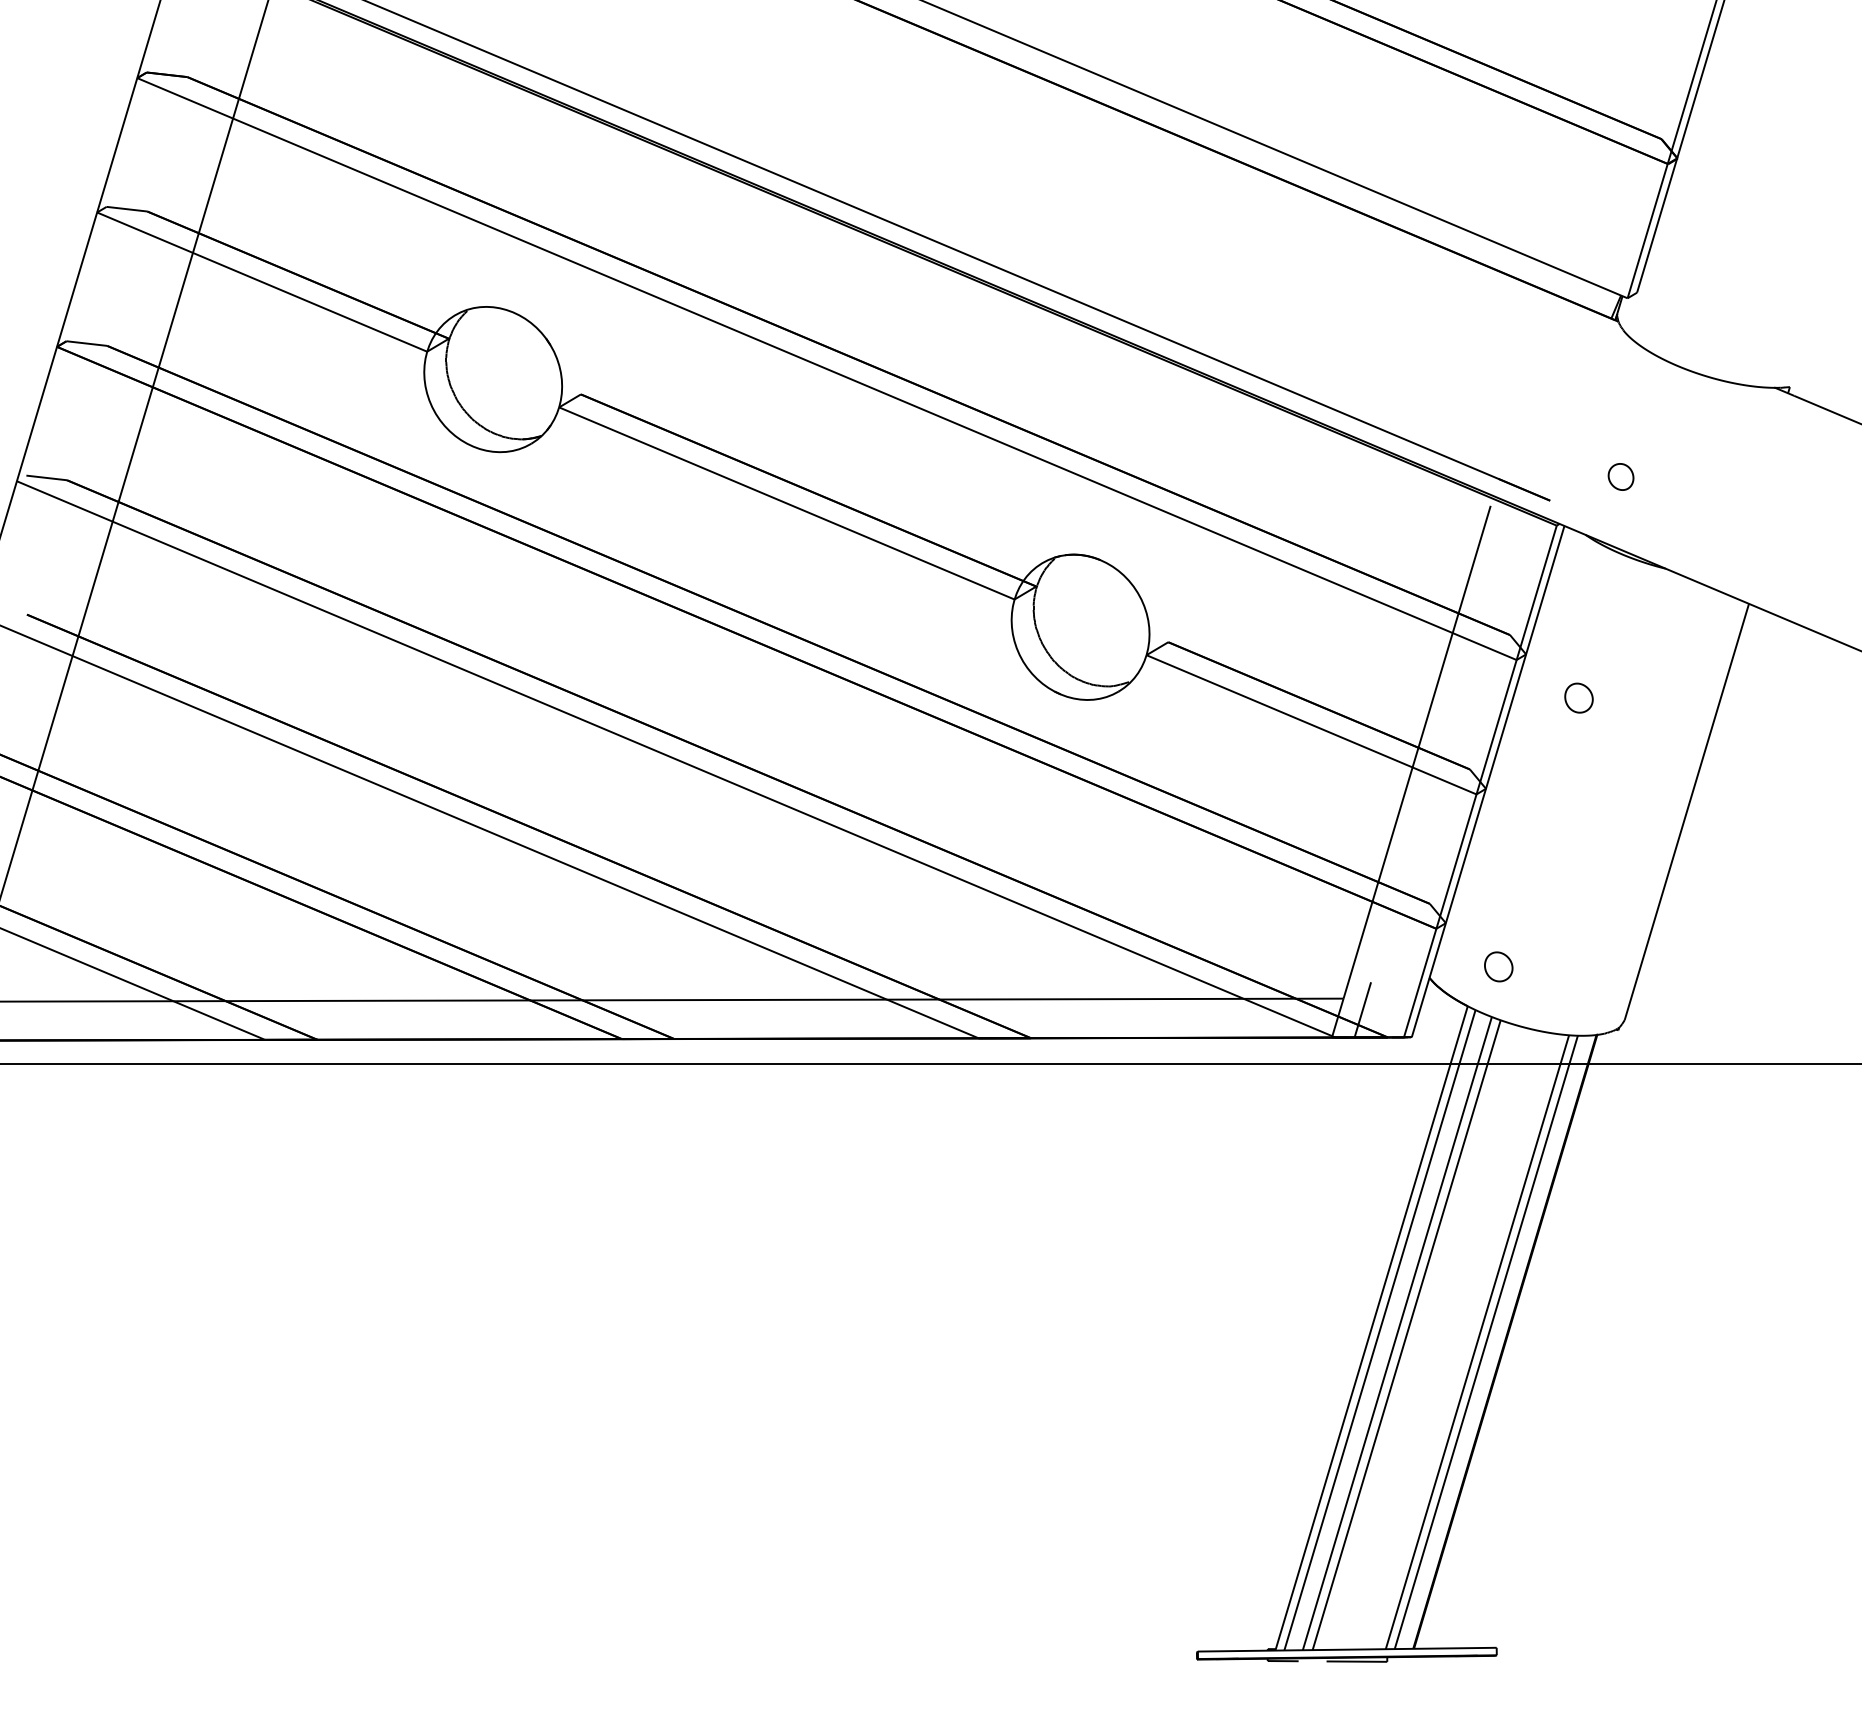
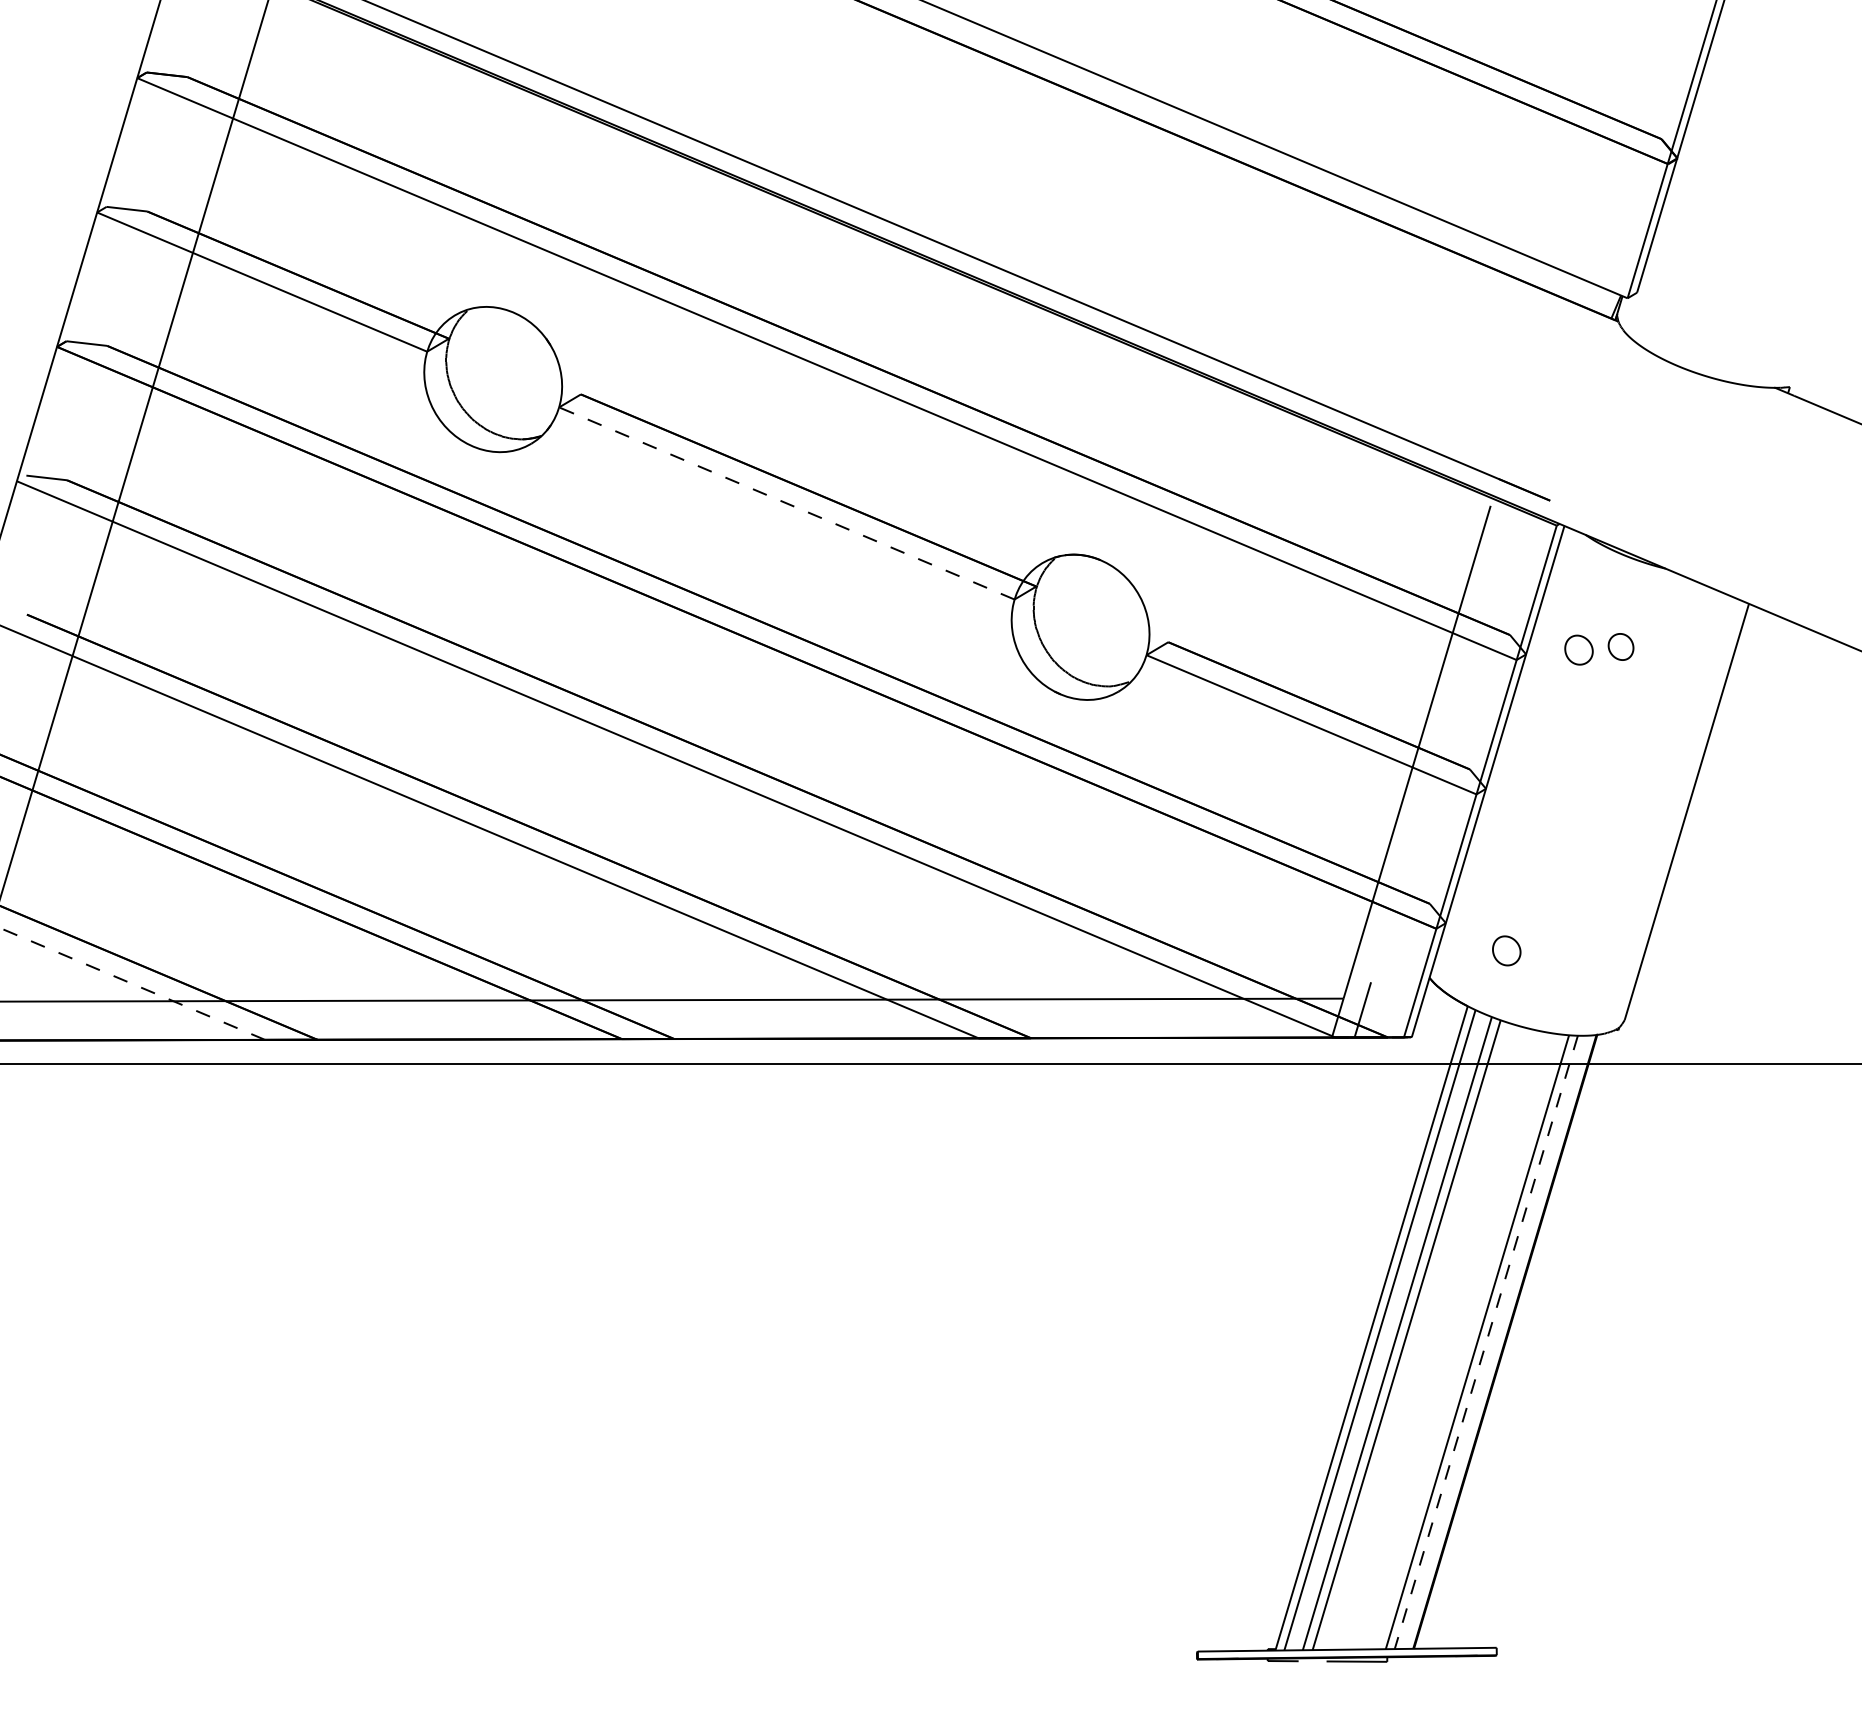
part position: (1620, 476) -> (1620, 646) (1620, 646)
line: solid -> dashed (786, 503)
part position: (1578, 697) -> (1578, 649) (1578, 649)
part position: (1498, 966) -> (1506, 950) (1506, 950)
line: solid -> dashed (132, 983)
line: solid -> dashed (1486, 1342)
